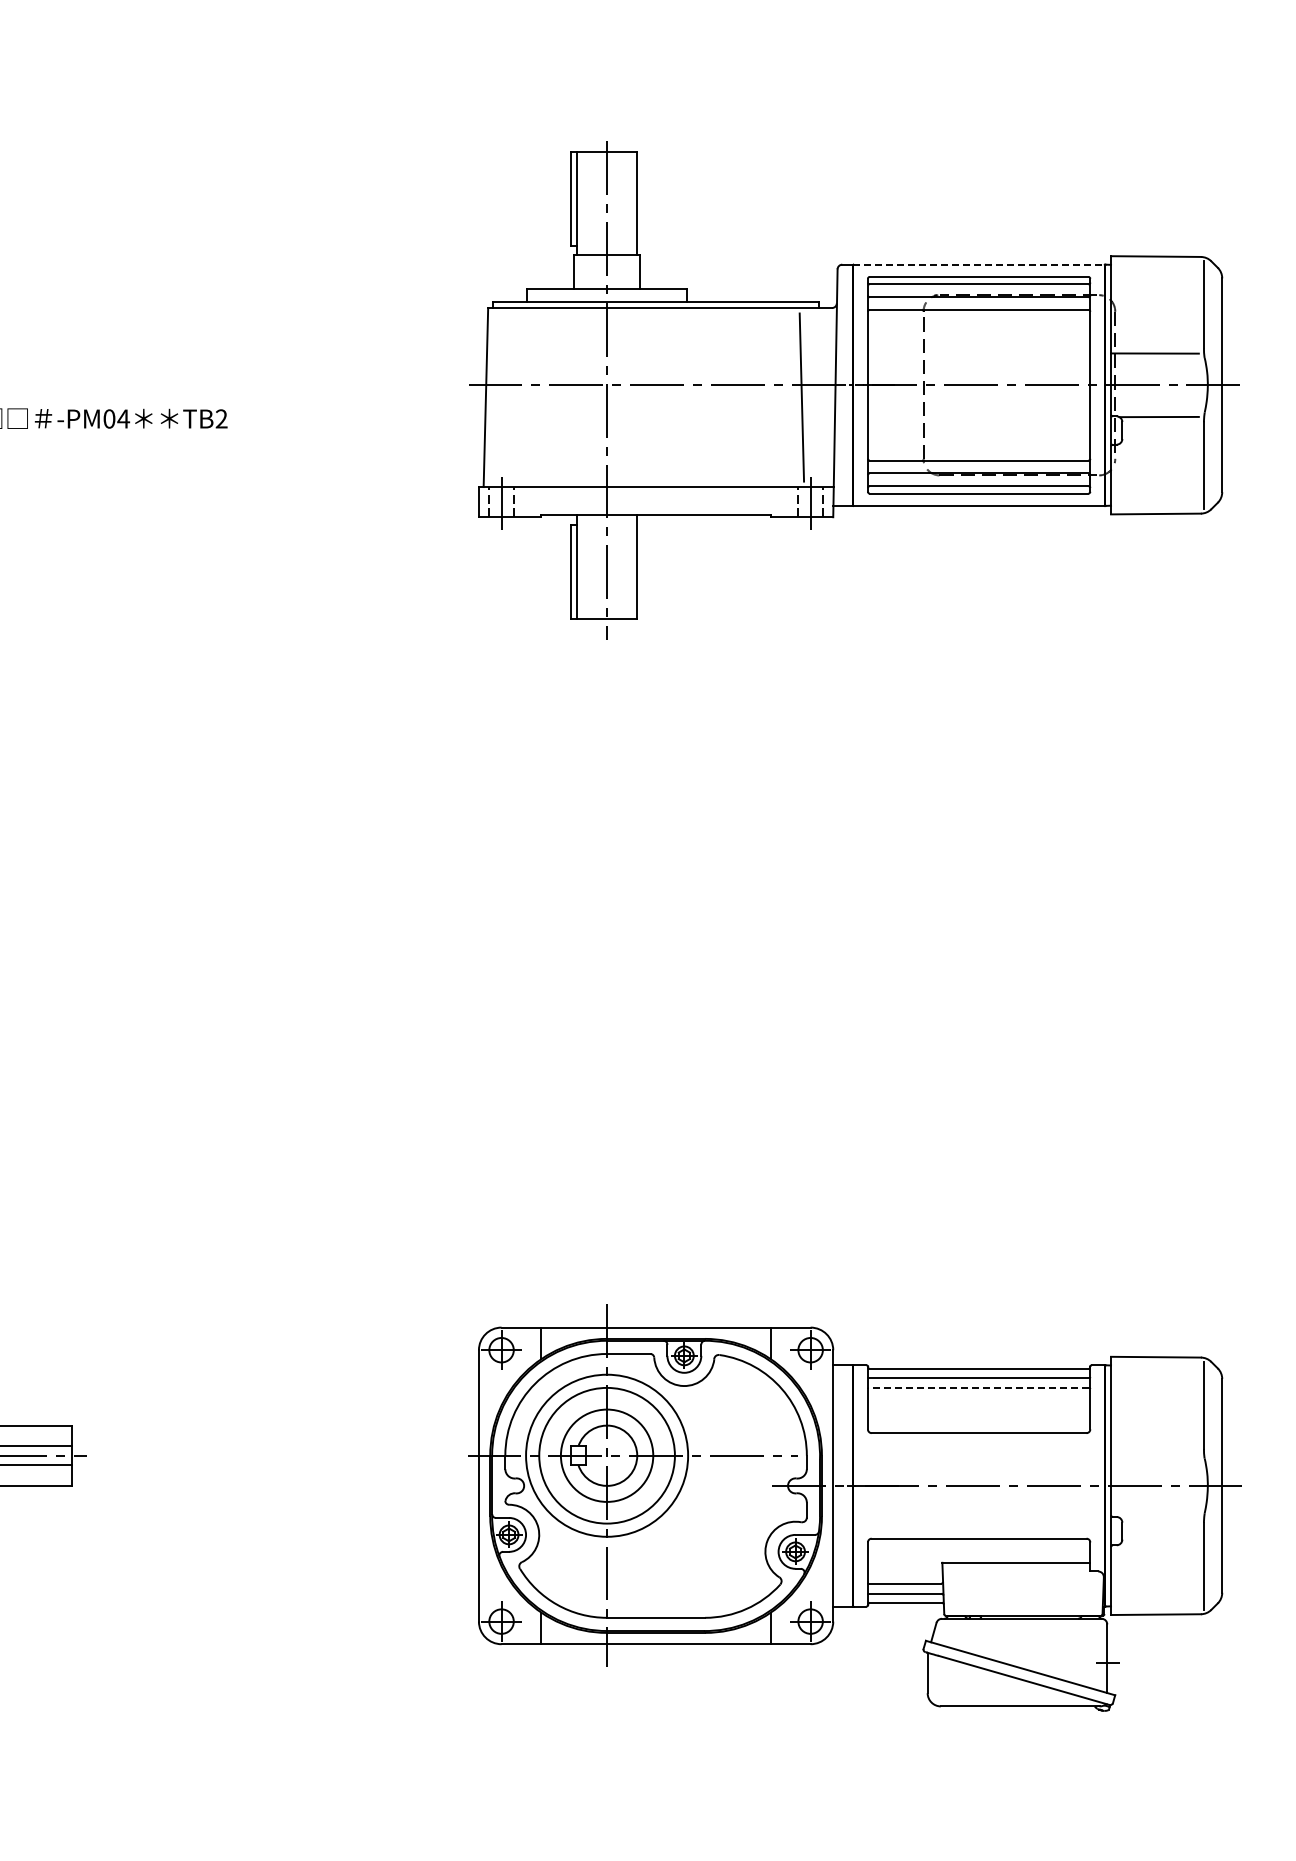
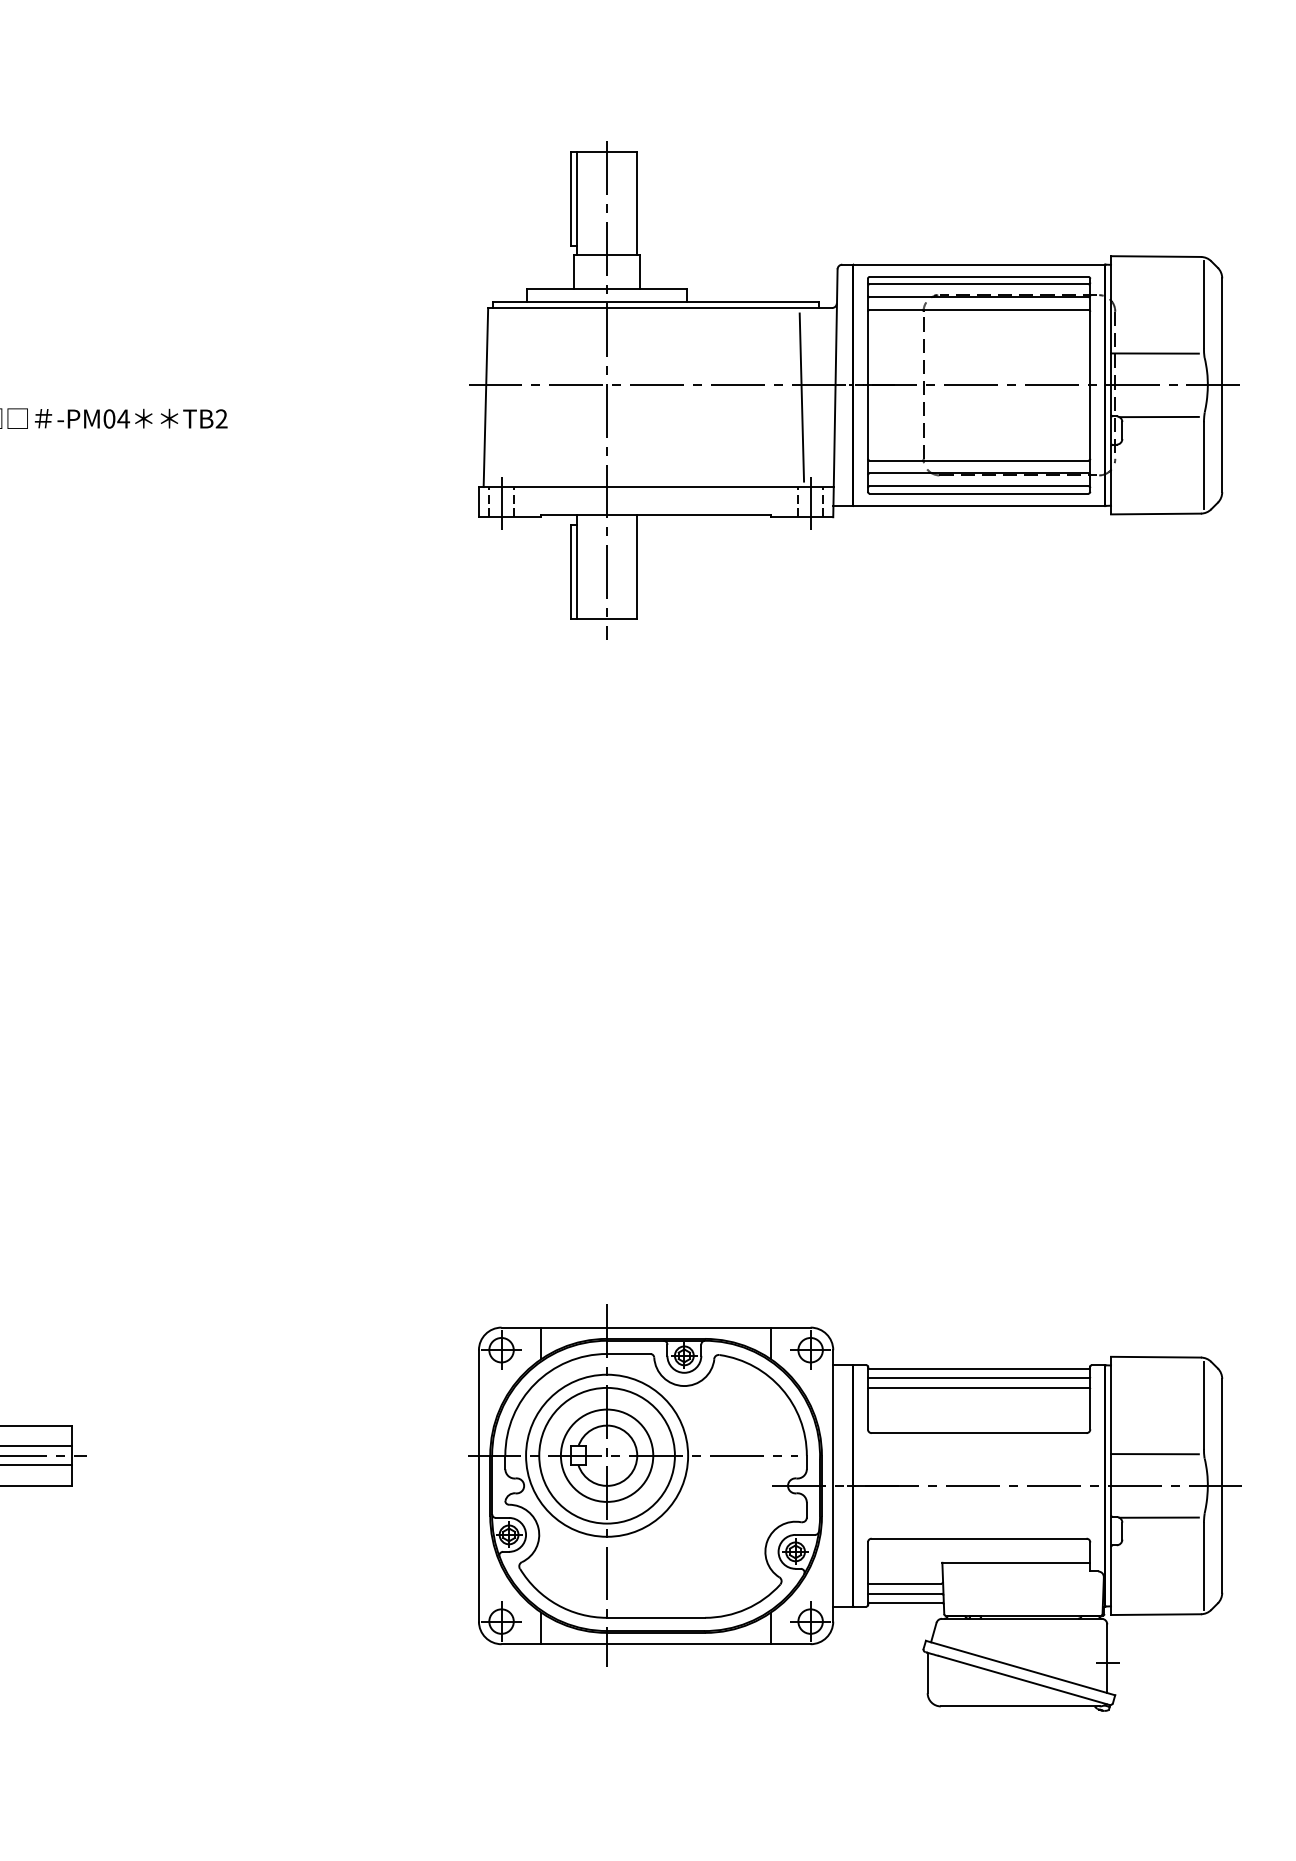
line: dashed -> solid (979, 264)
line: dashed -> solid (978, 1388)
line: none -> present (1154, 1454)
line: none -> present (1158, 1517)
